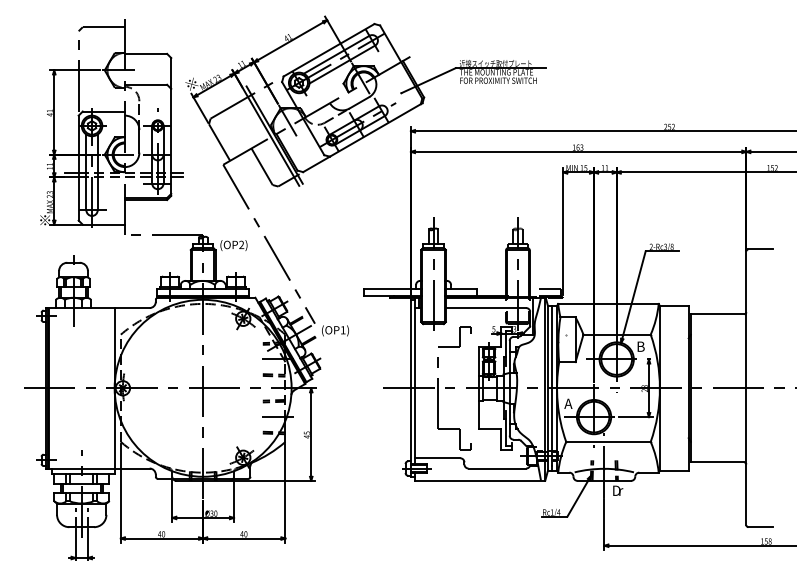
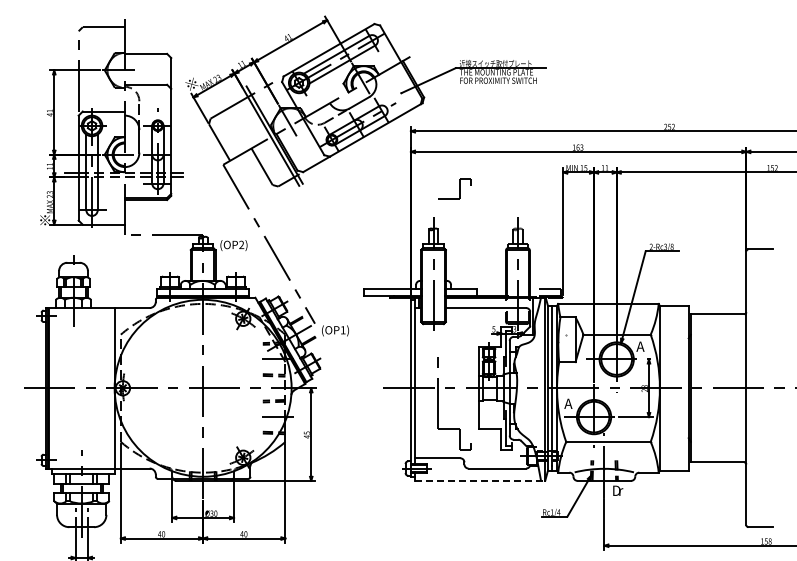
part position: (454, 336) -> (454, 188) (454, 188)
text: B -> A (640, 346)
line: solid -> dashed (480, 480)
